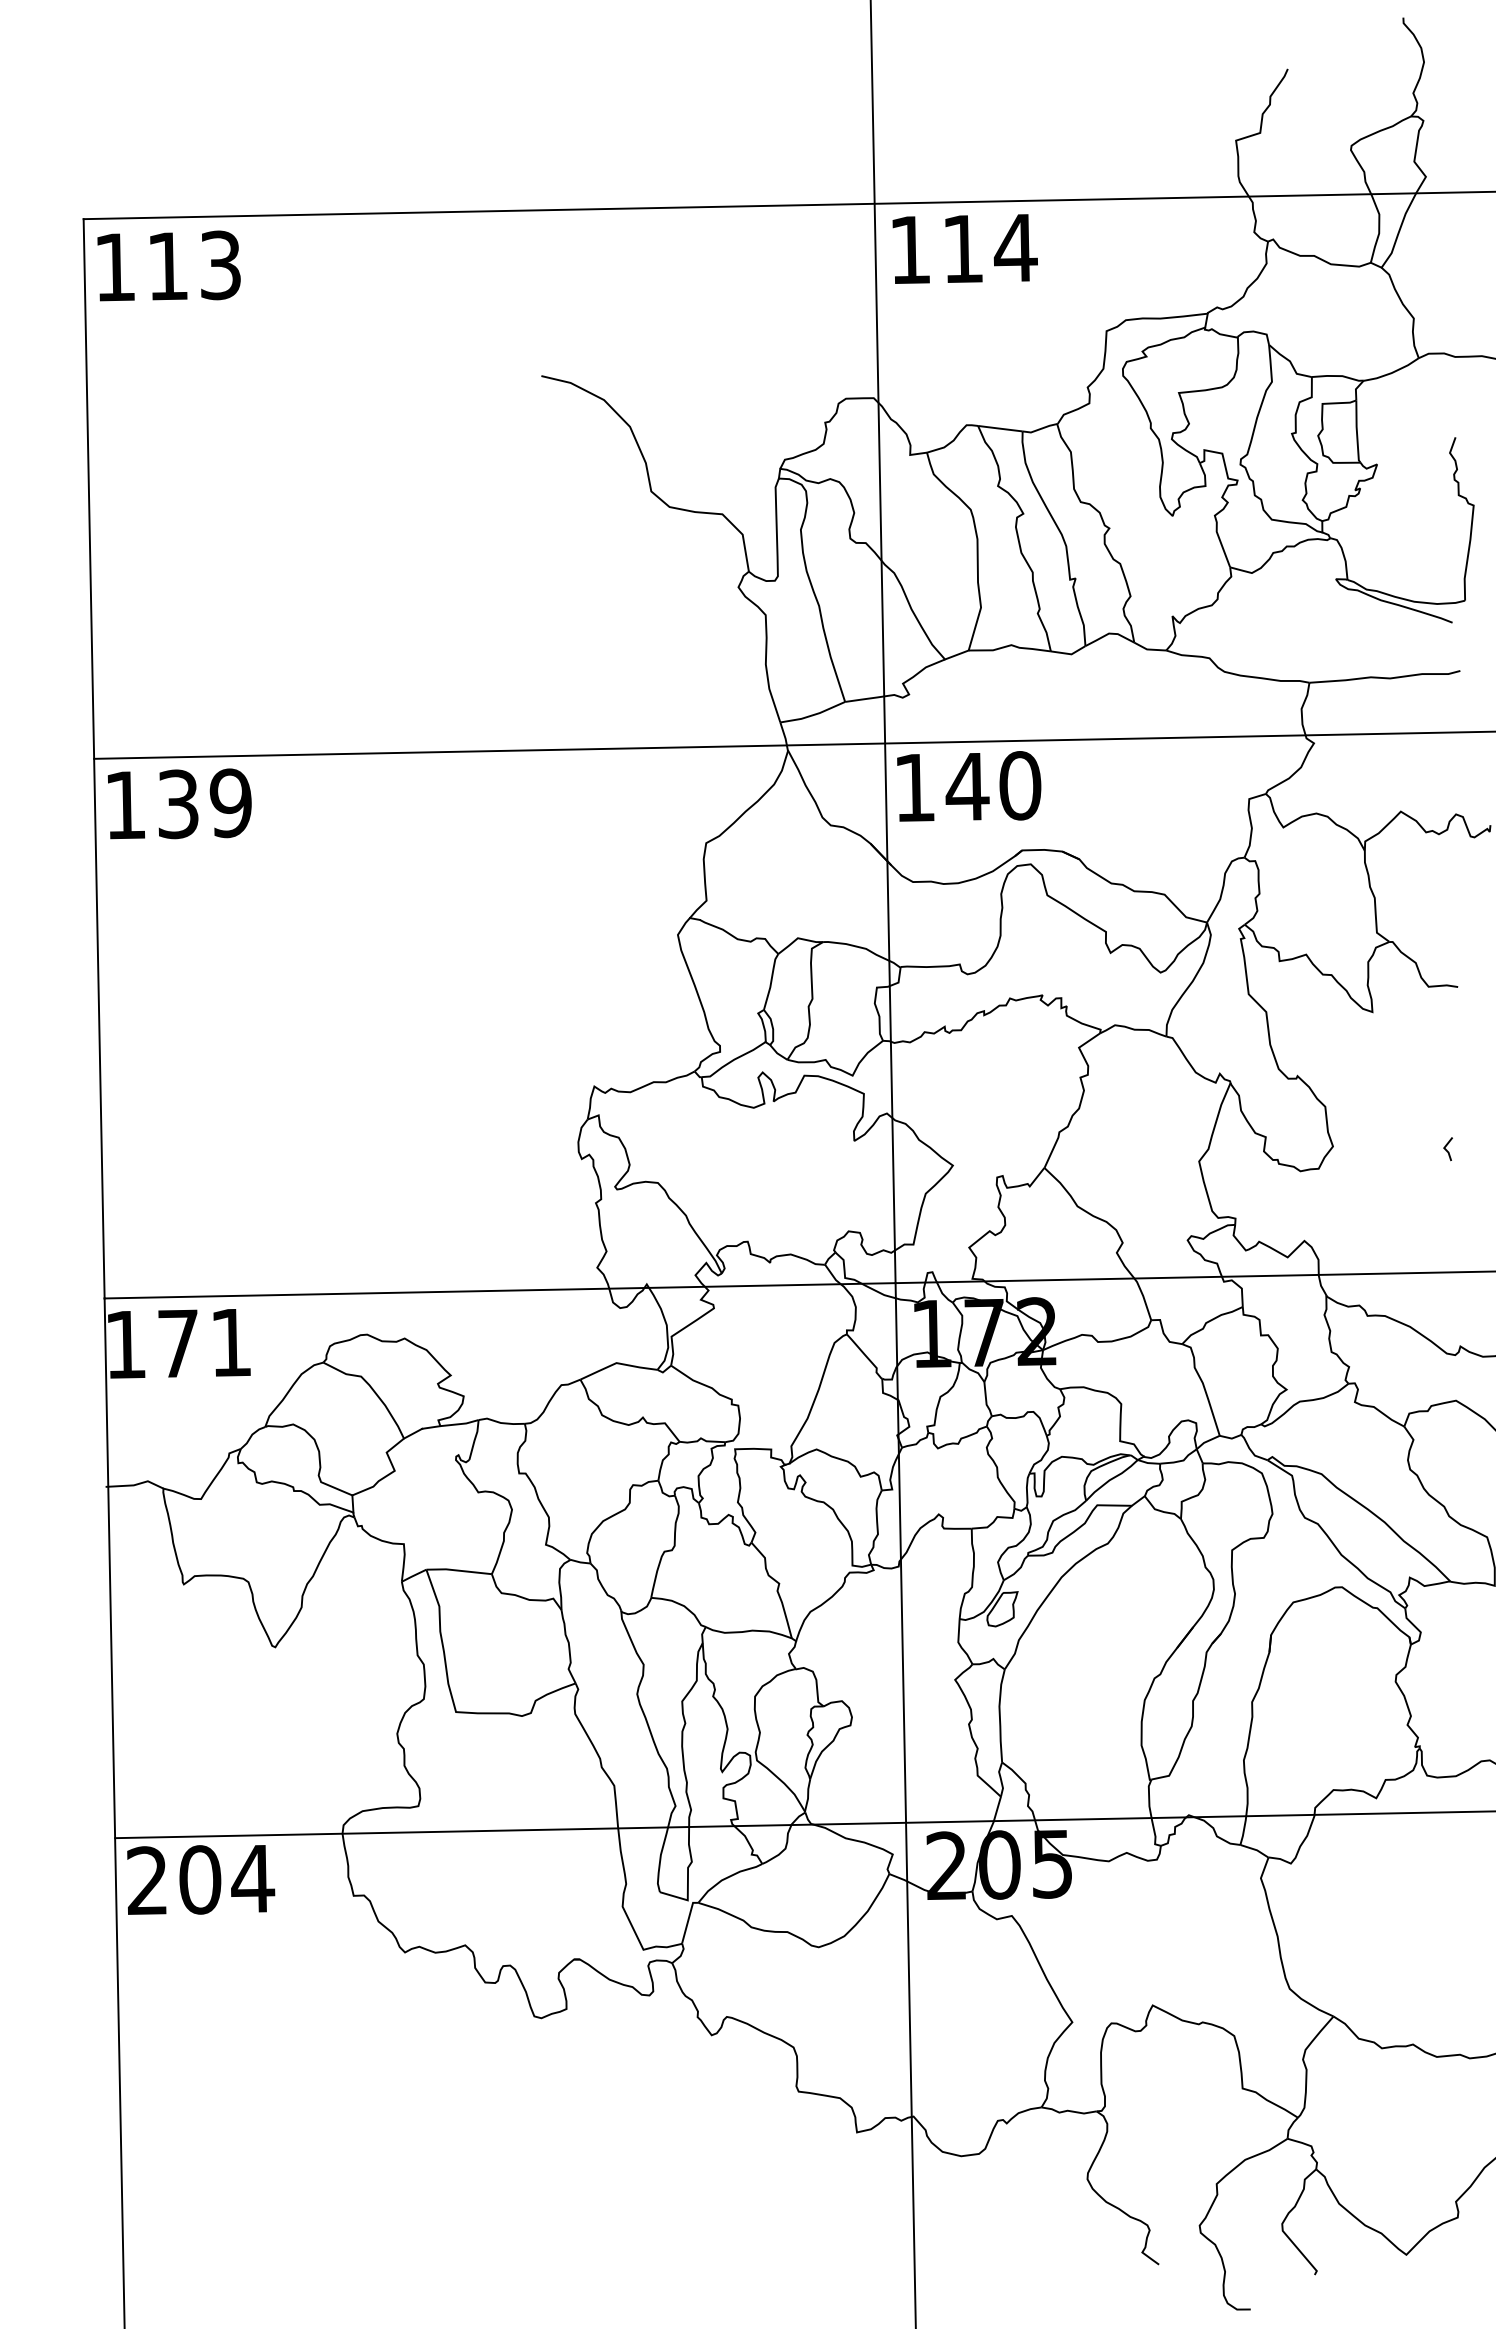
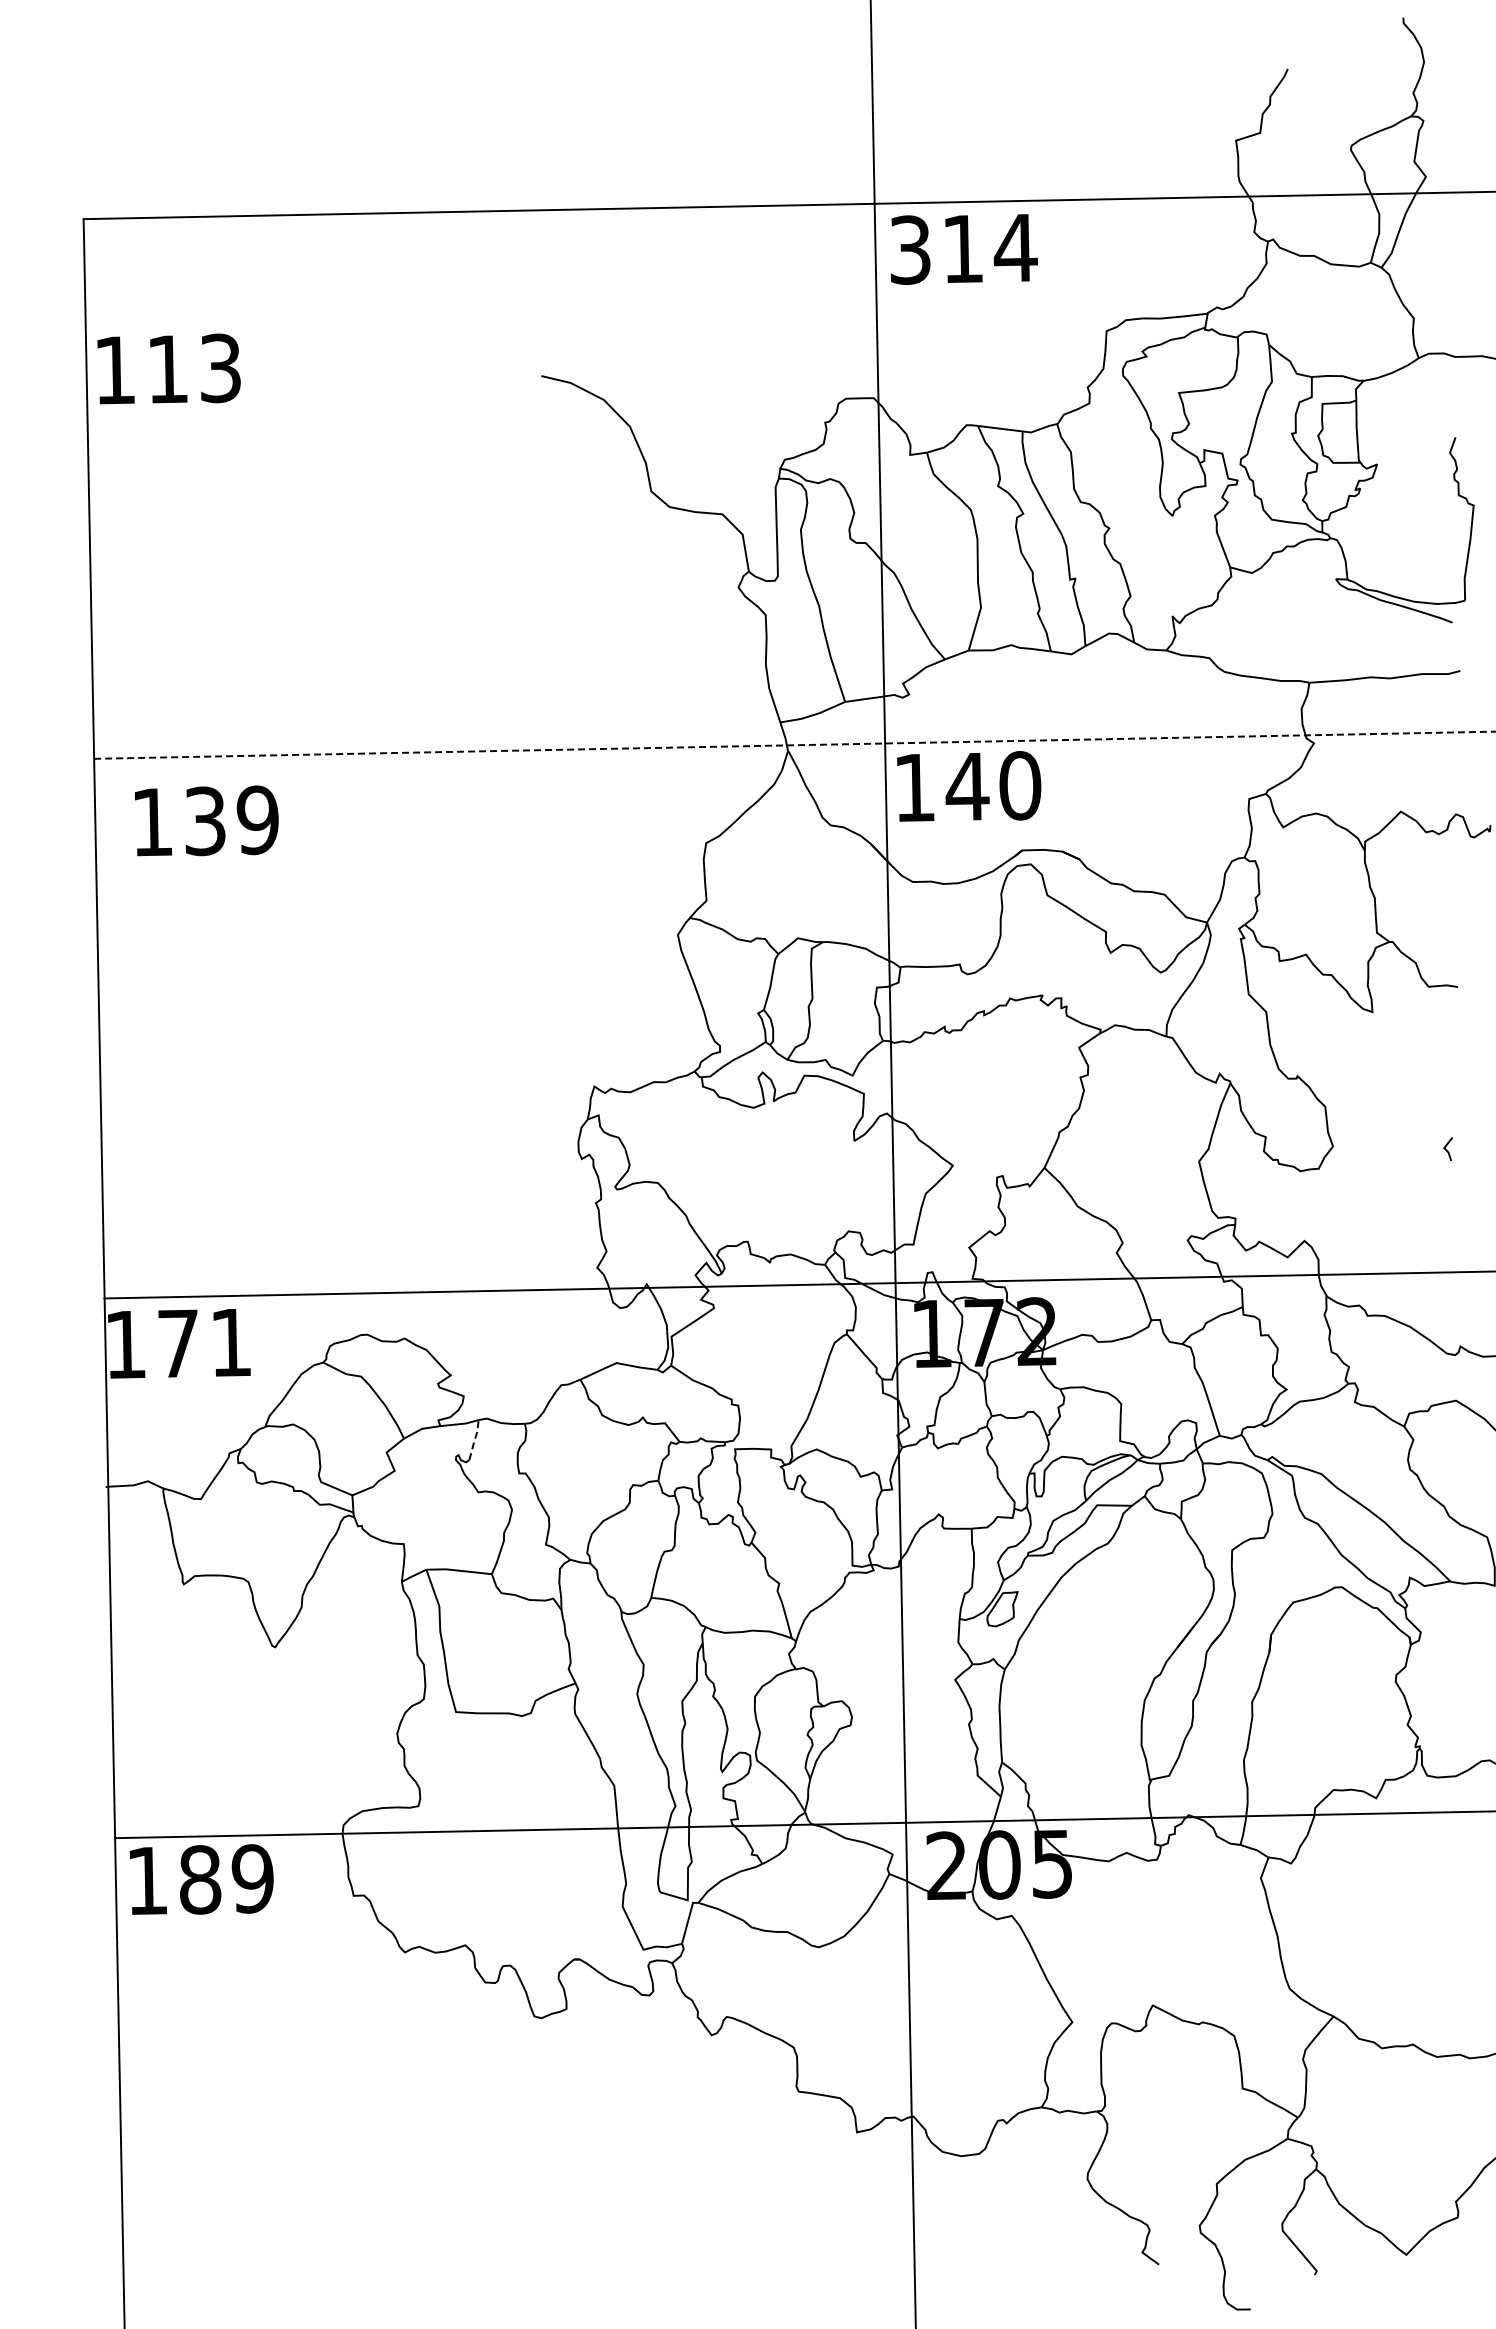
text: 114 -> 314 (910, 249)
text position: (168, 265) -> (168, 368) (168, 368)
line: solid -> dashed (794, 745)
text position: (179, 803) -> (206, 820) (206, 820)
line: solid -> dashed (474, 1439)
text: 204 -> 189 (201, 1879)
